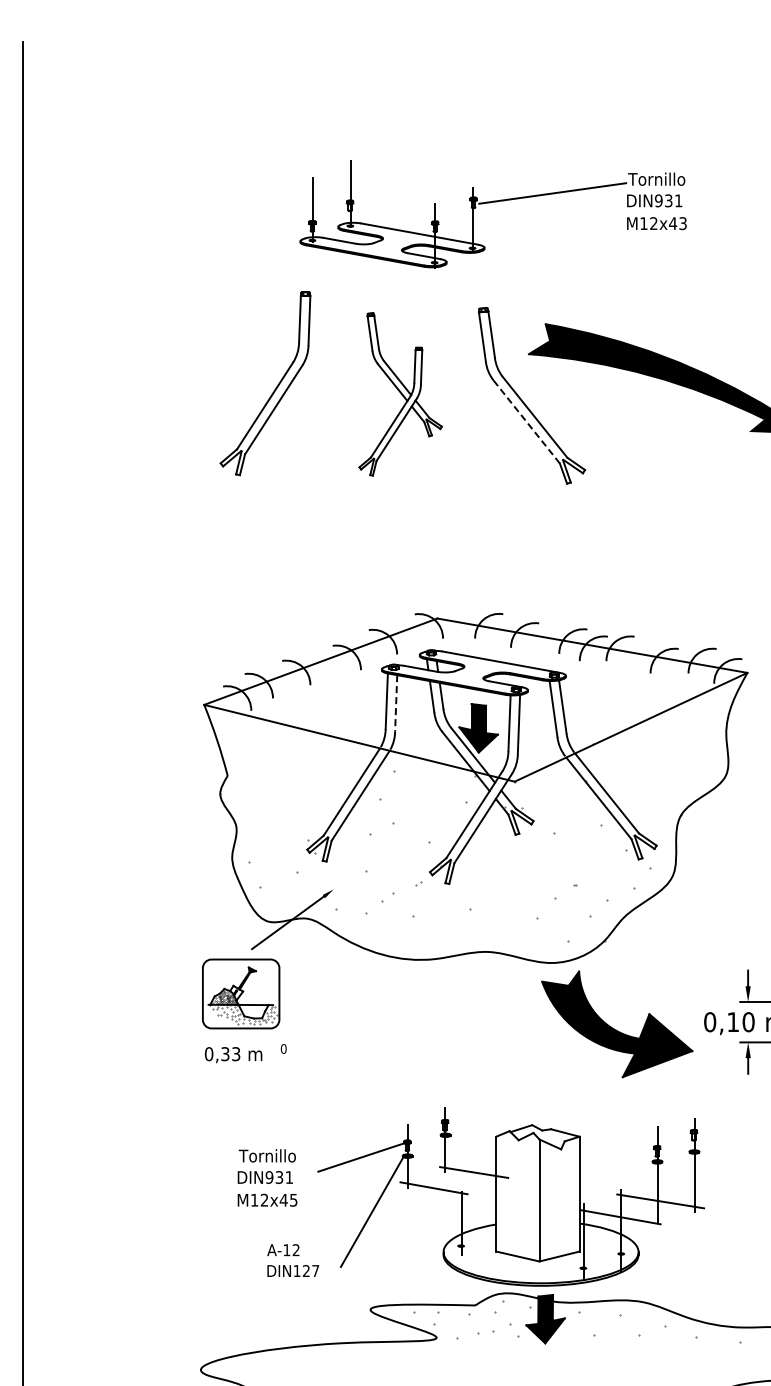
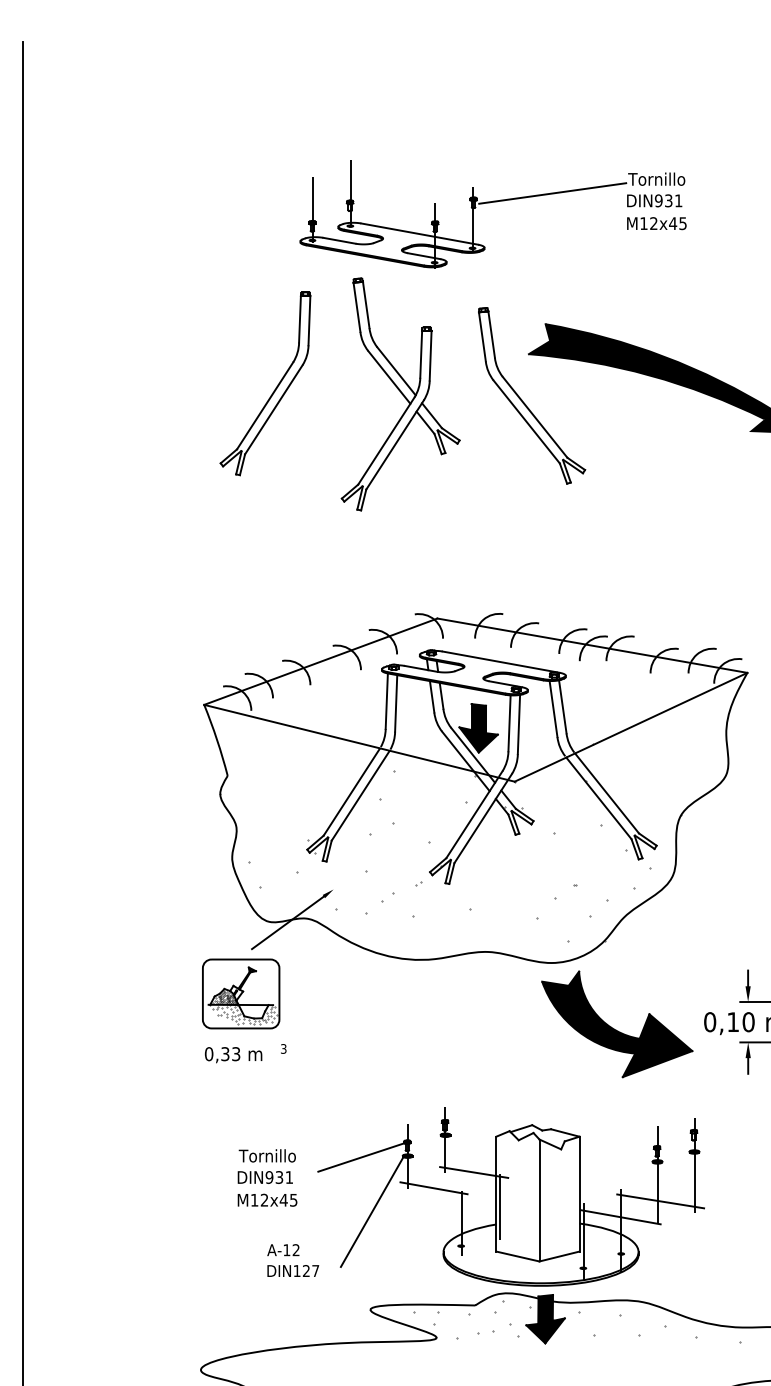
text: M12x43 -> M12x45 (682, 223)
part size: 85x165 px -> 121x235 px (400, 394)
line: dashed -> solid (527, 422)
line: dashed -> solid (396, 703)
text: 0 -> 3 (283, 1048)
line: none -> present (499, 1207)
